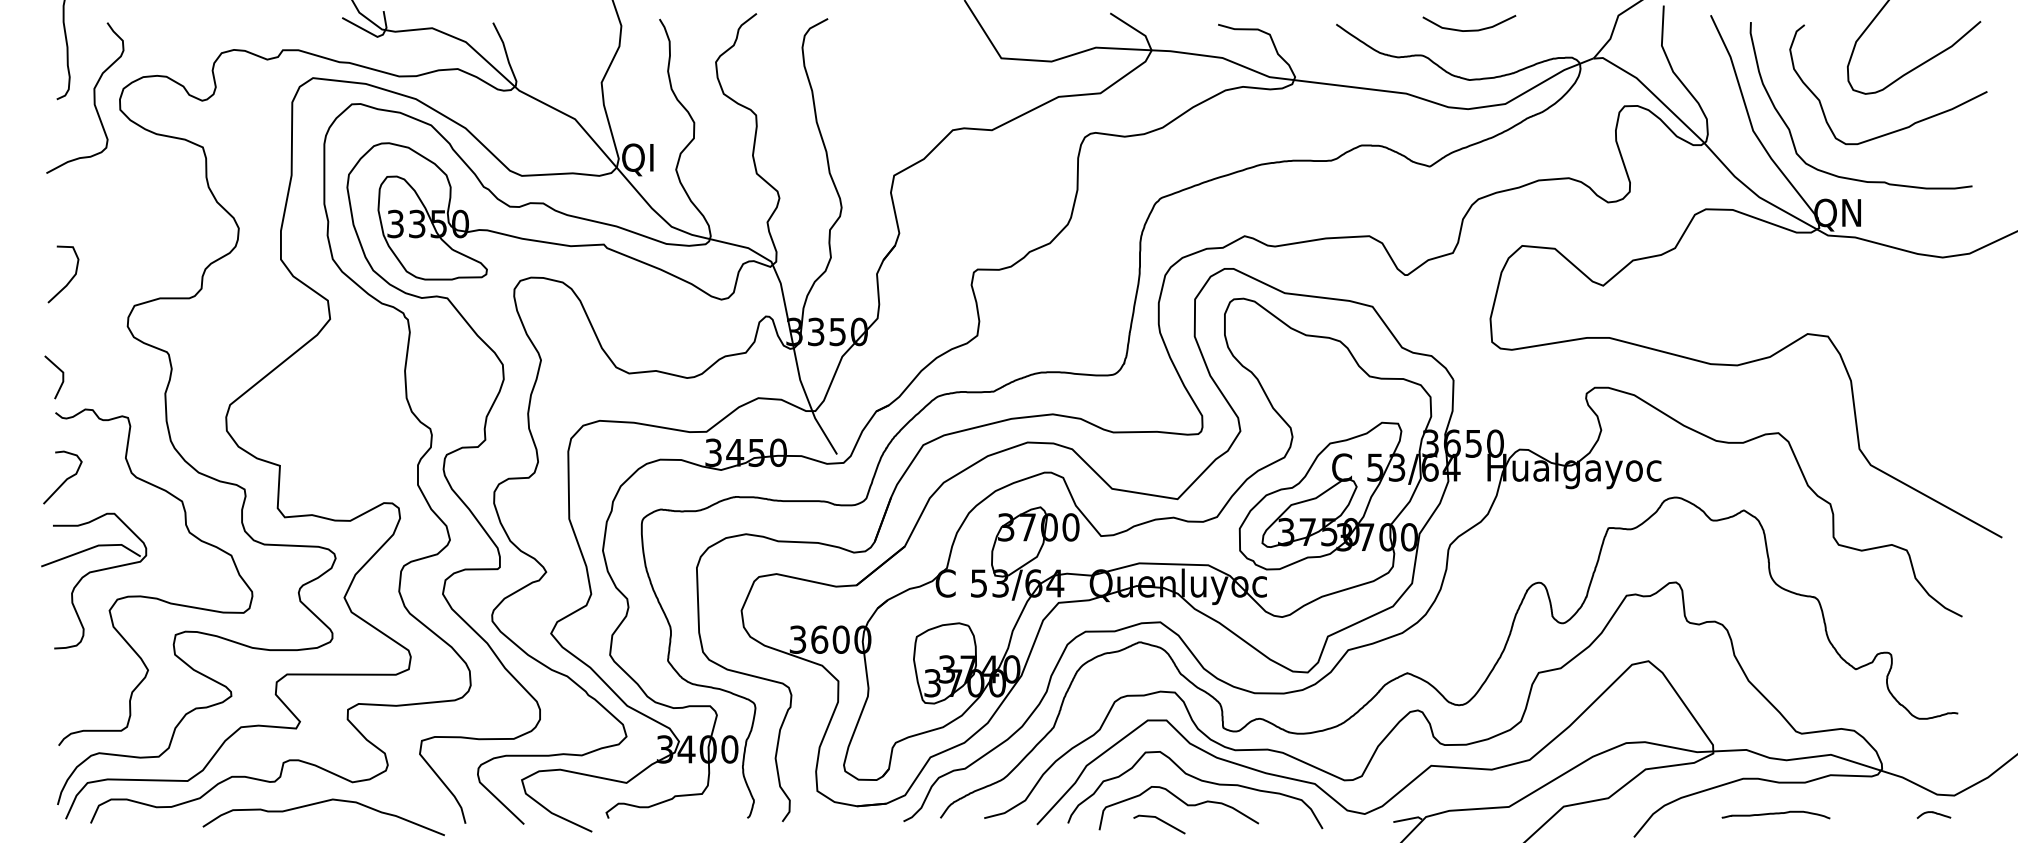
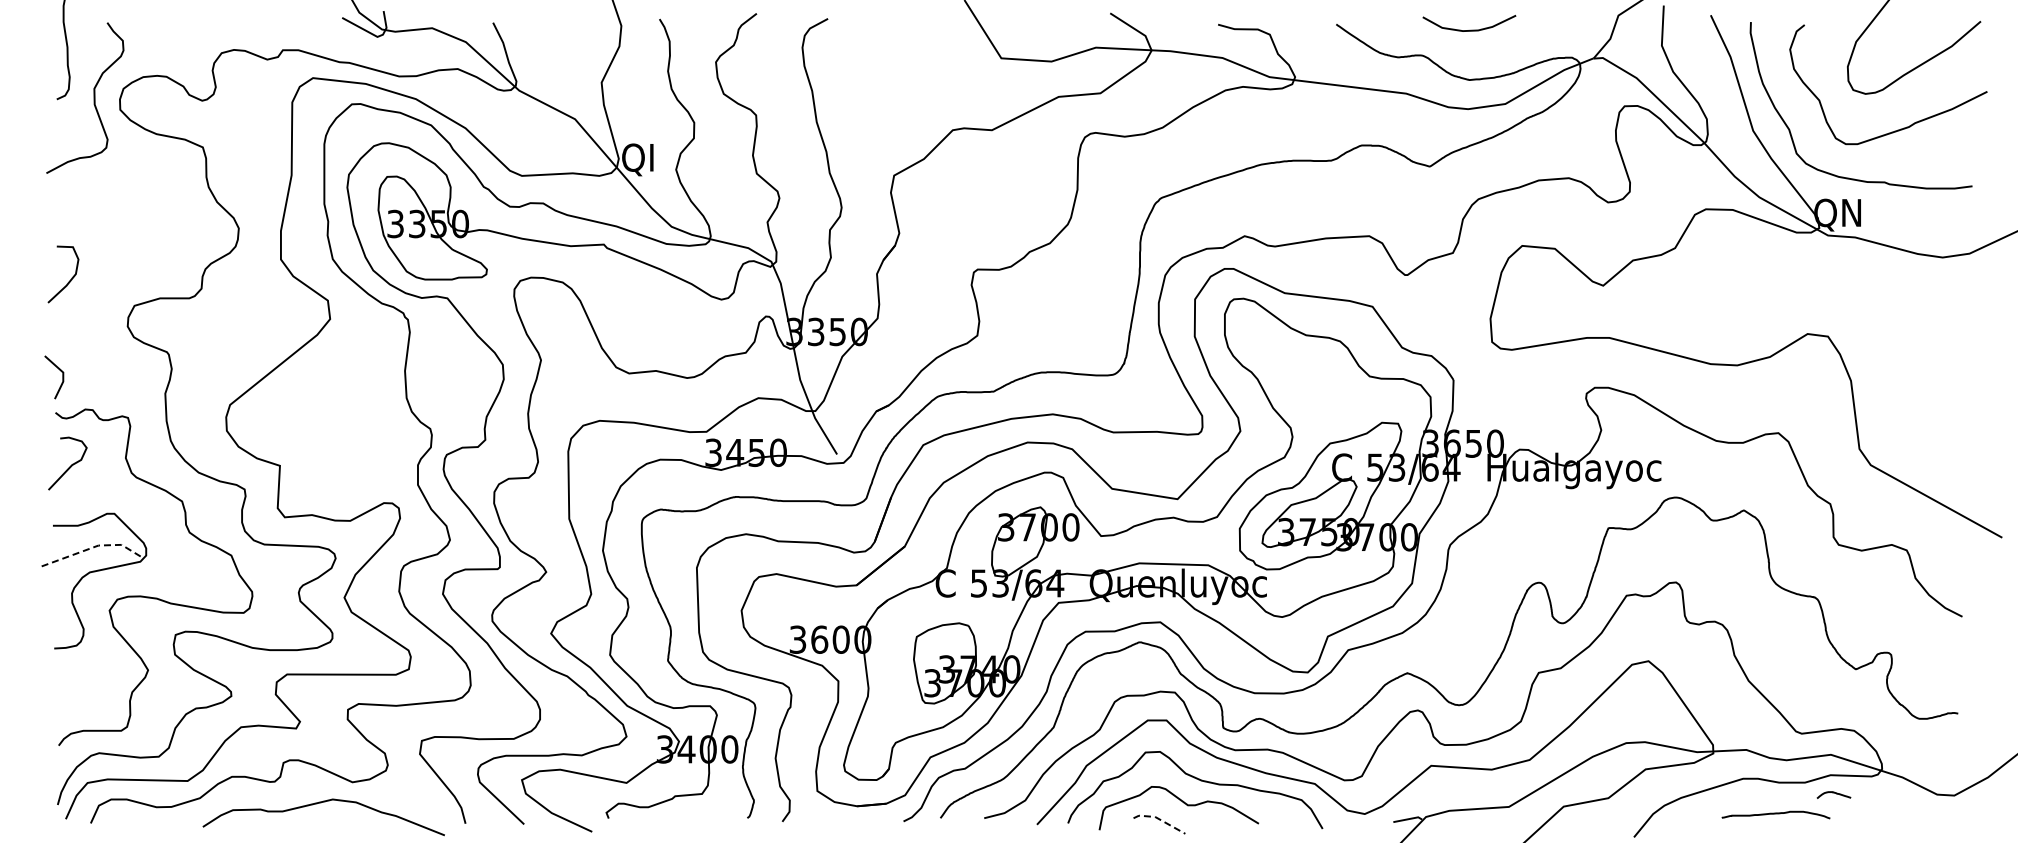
curve position: (65, 479) -> (70, 465) (70, 465)
line: solid -> dashed (92, 547)
curve position: (1933, 813) -> (1833, 793) (1833, 793)
line: solid -> dashed (1159, 819)
